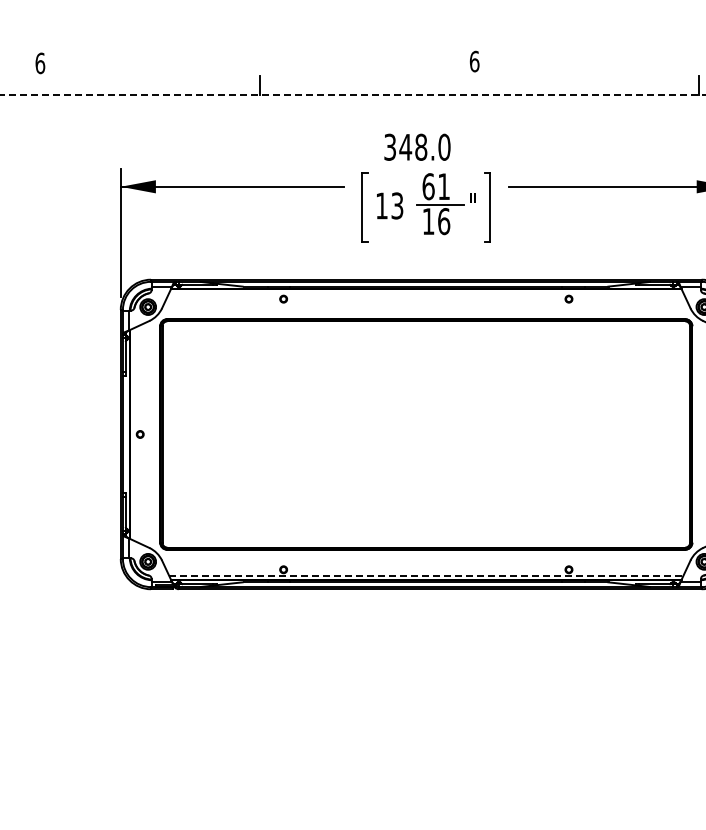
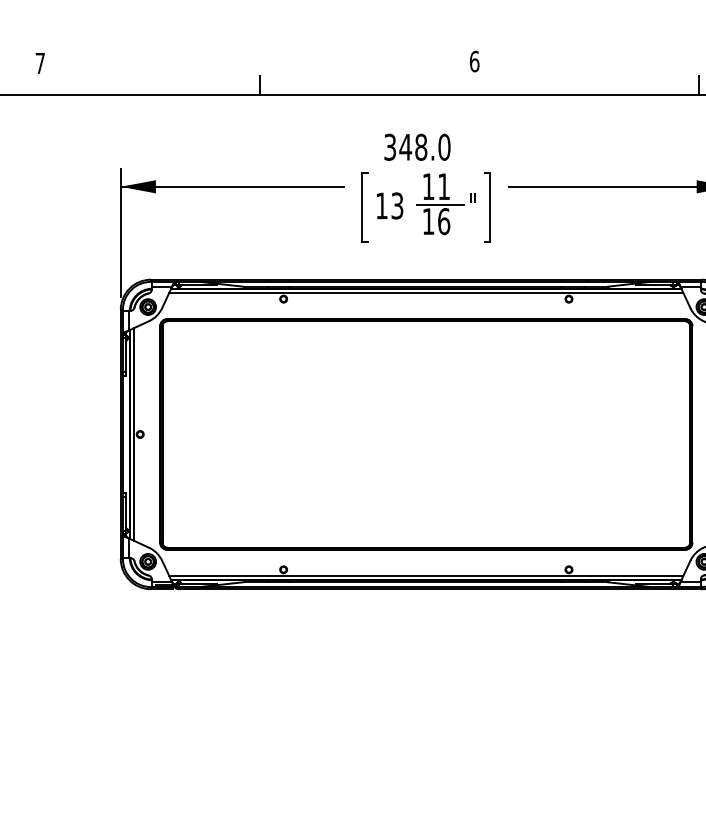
text: 6 -> 7 (40, 63)
line: dashed -> solid (353, 94)
text: 61 -> 11 (428, 186)
line: none -> present (426, 292)
line: none -> present (134, 434)
line: dashed -> solid (426, 575)
